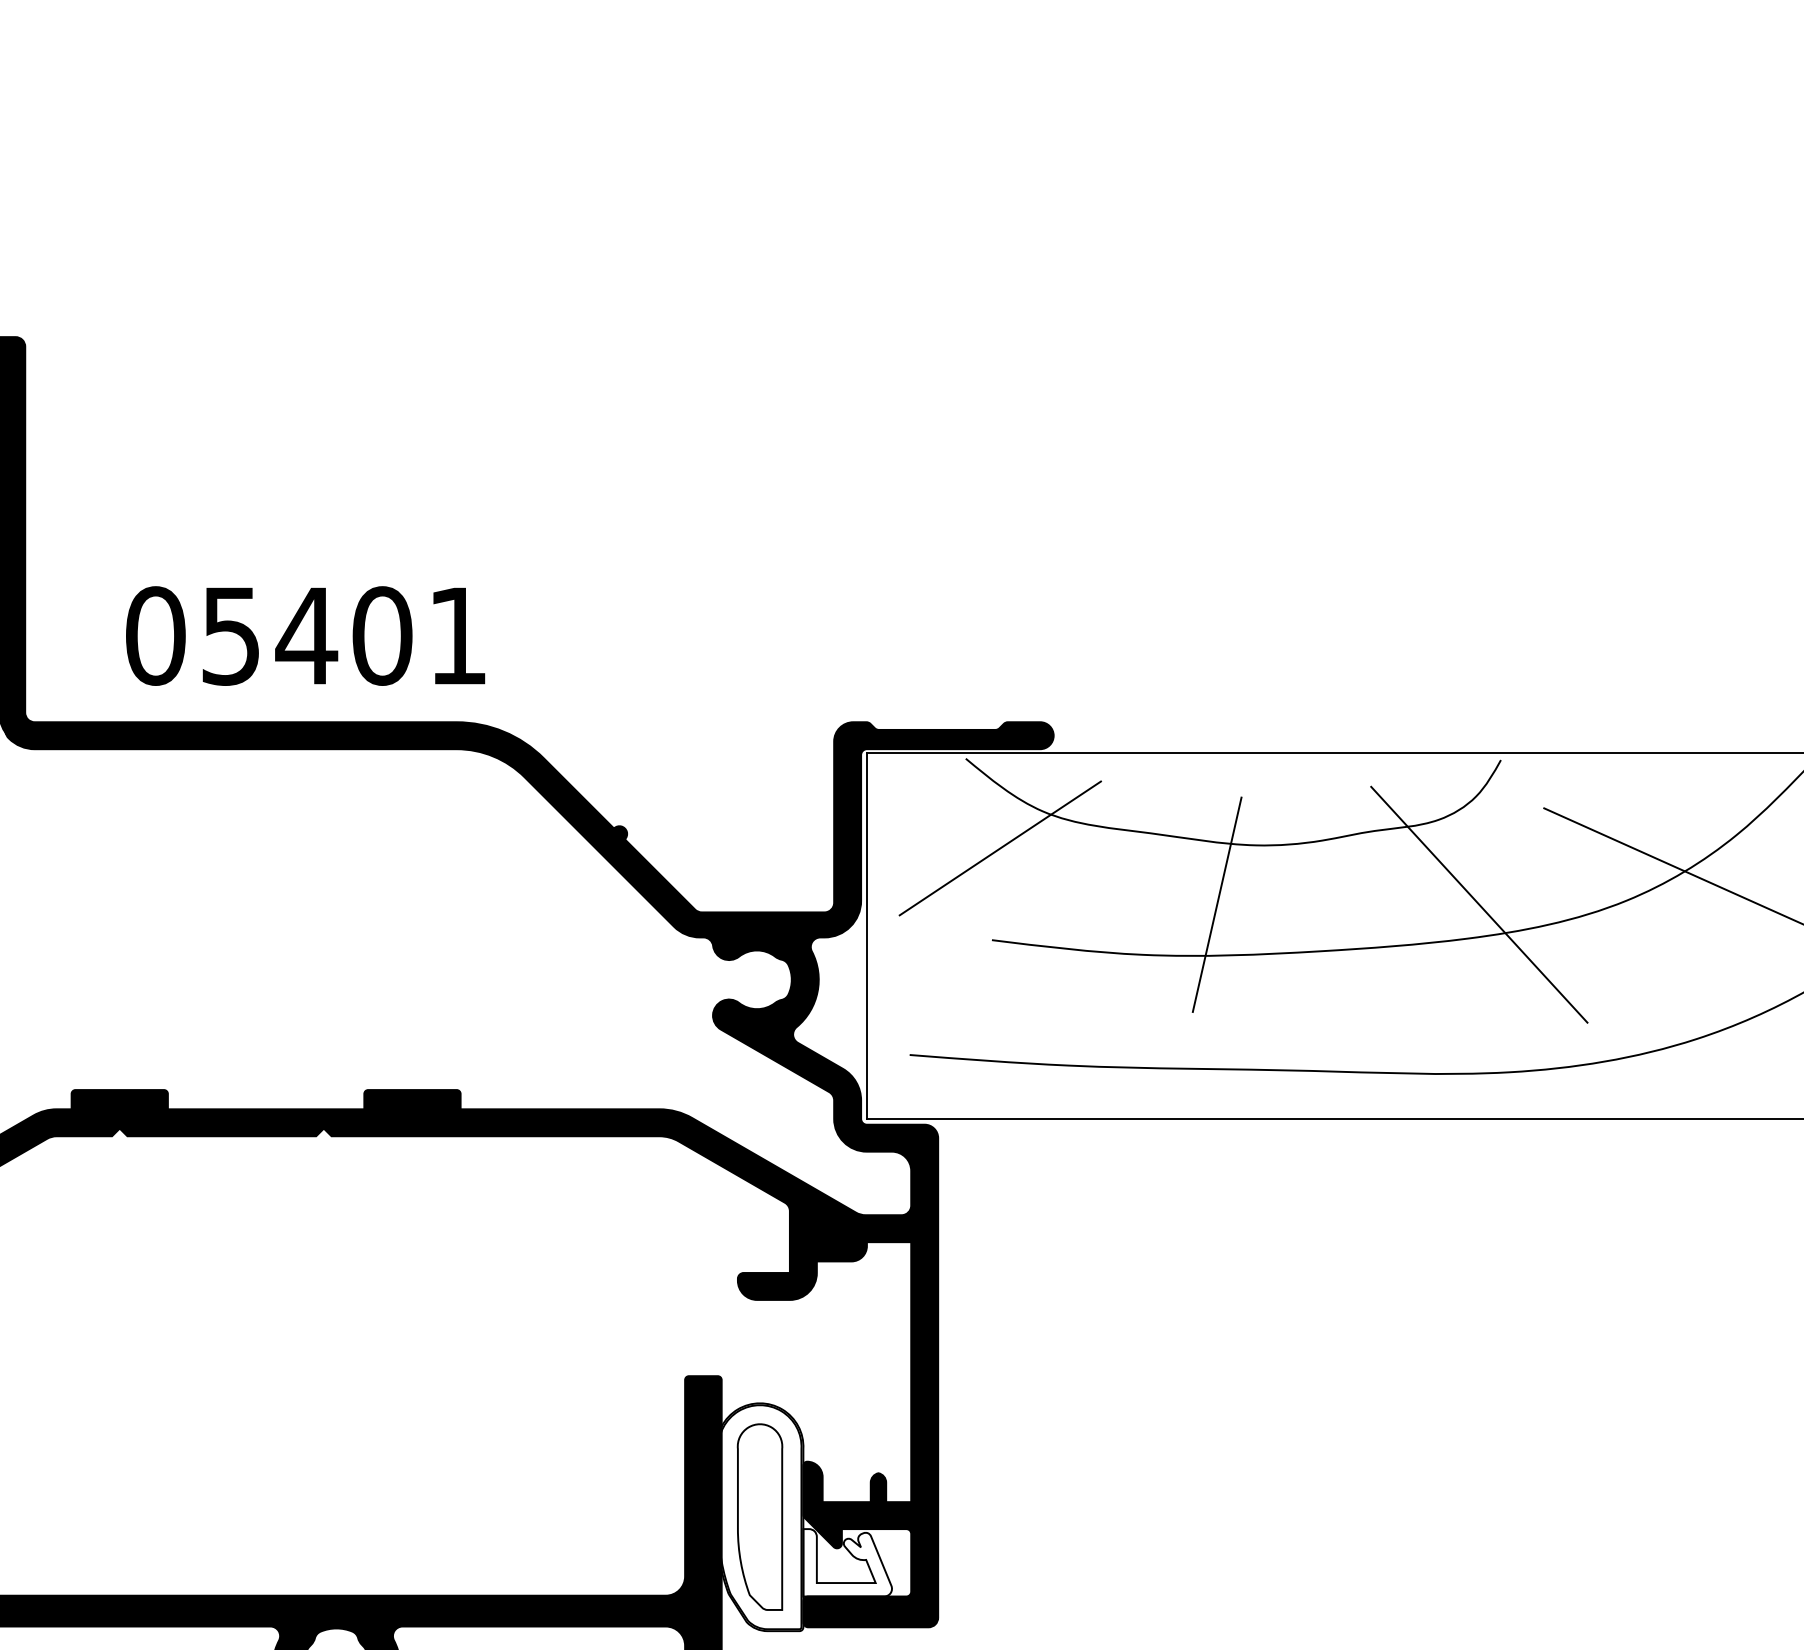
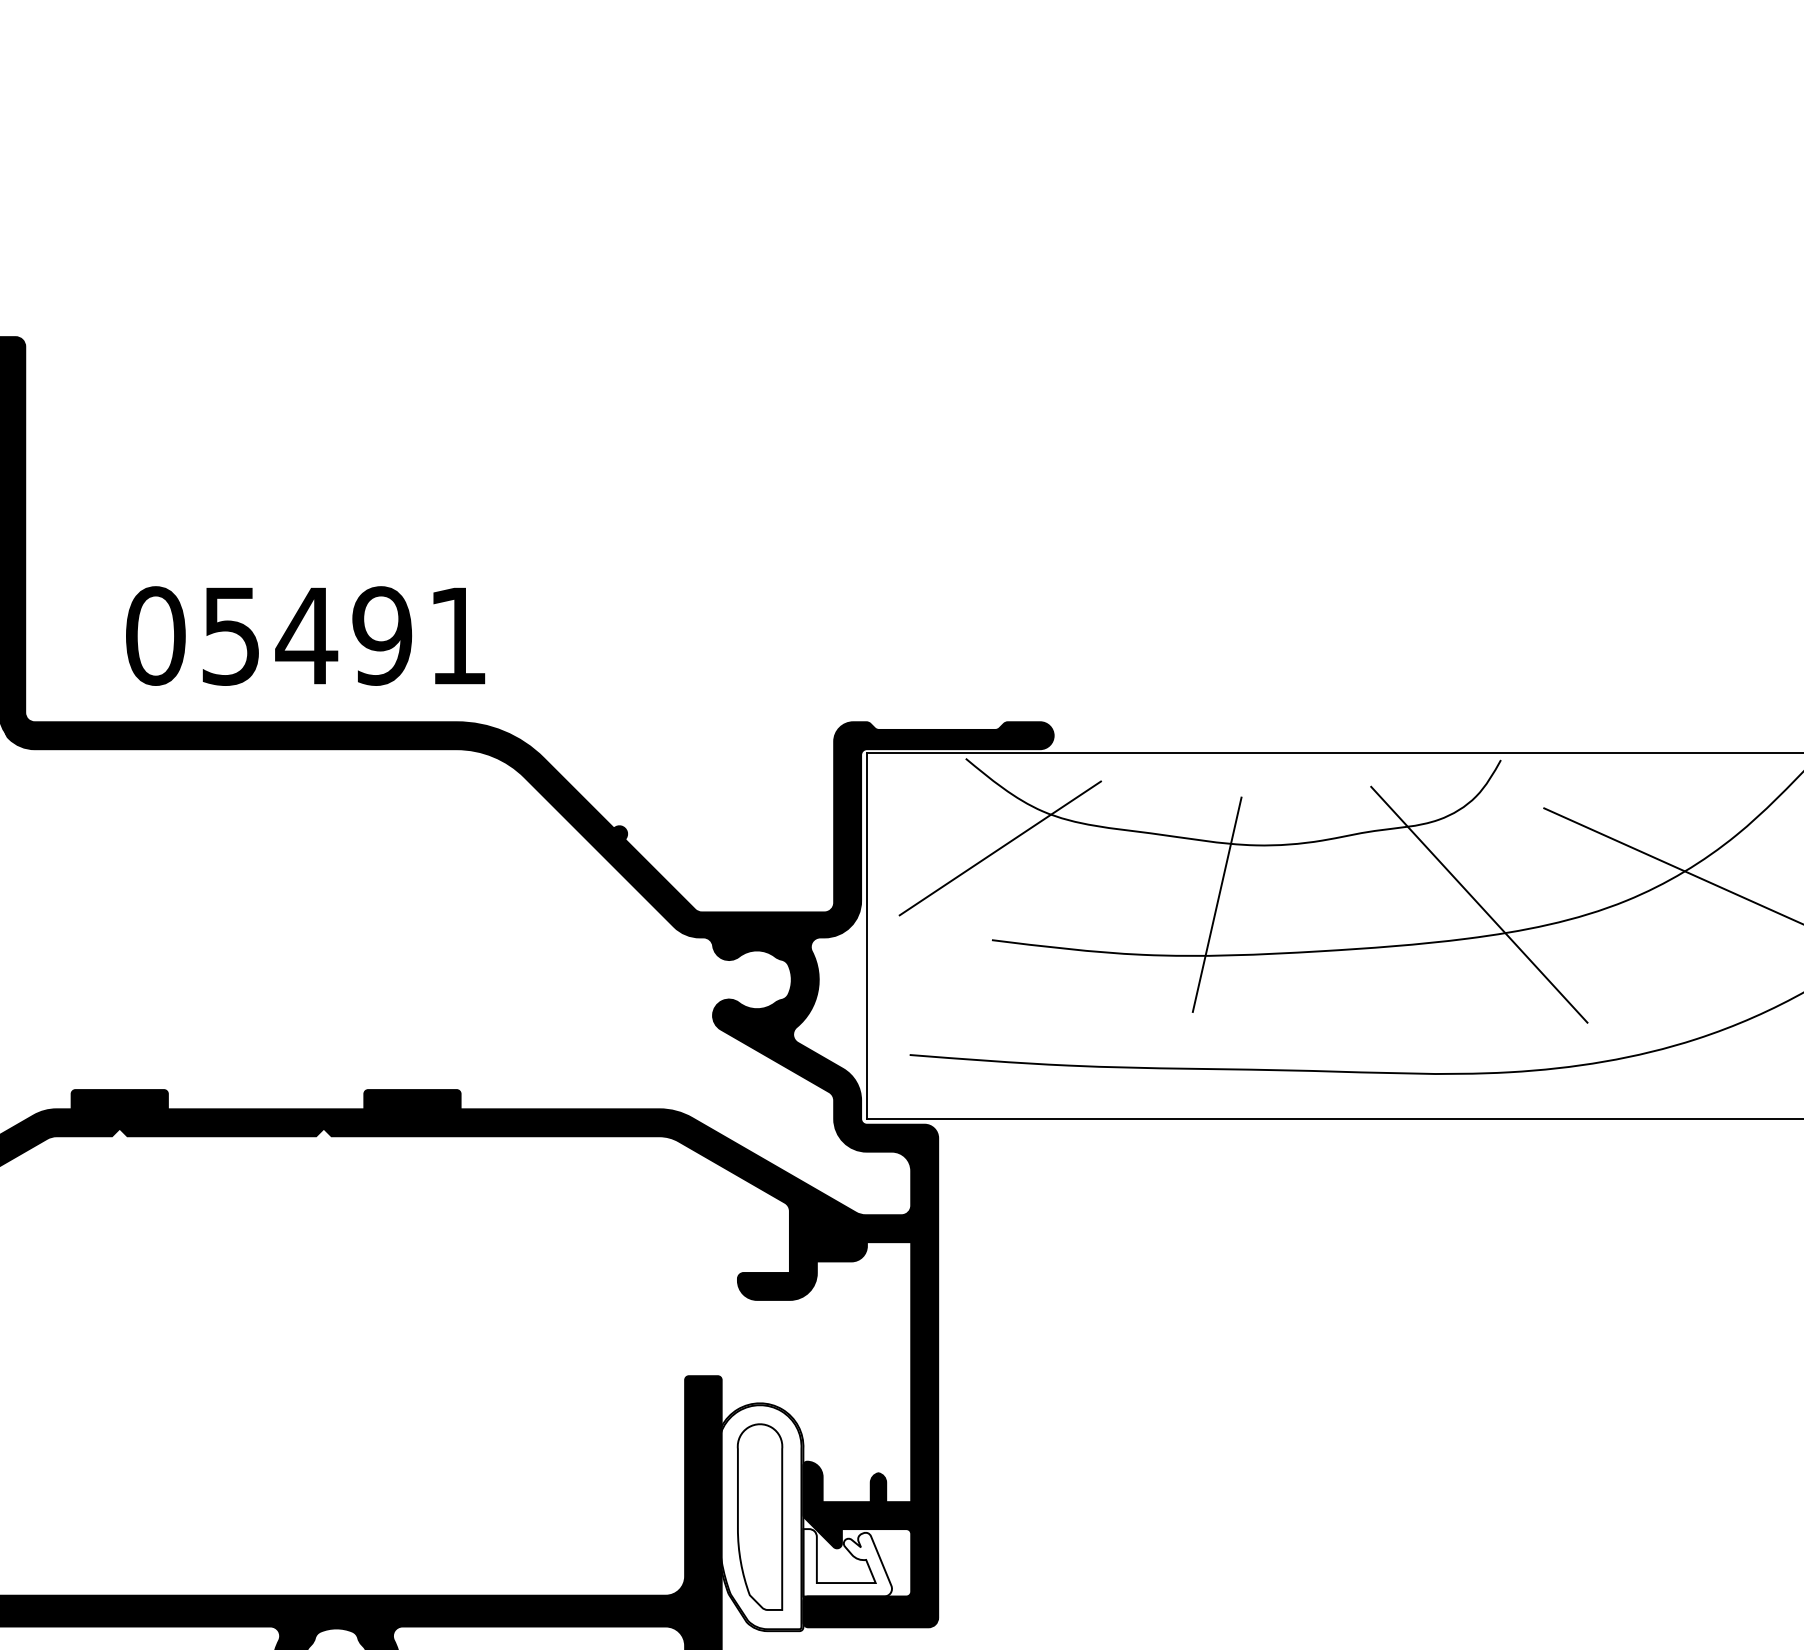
text: 05401 -> 05491 (382, 635)
